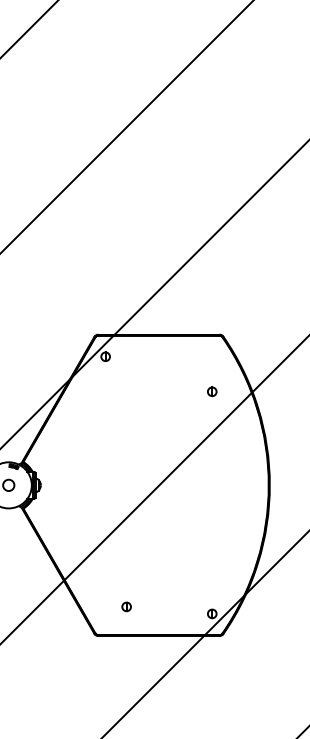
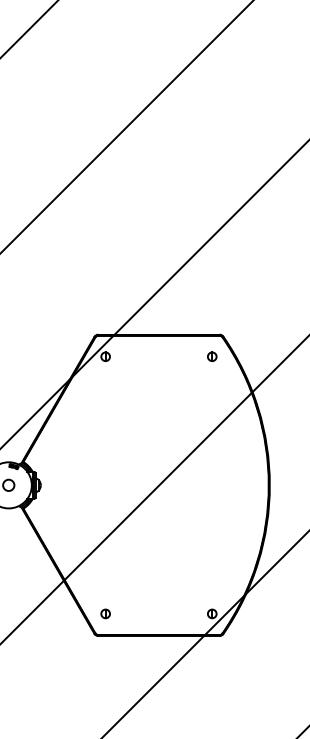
part position: (212, 391) -> (212, 356) (212, 356)
part position: (126, 606) -> (105, 613) (105, 613)
